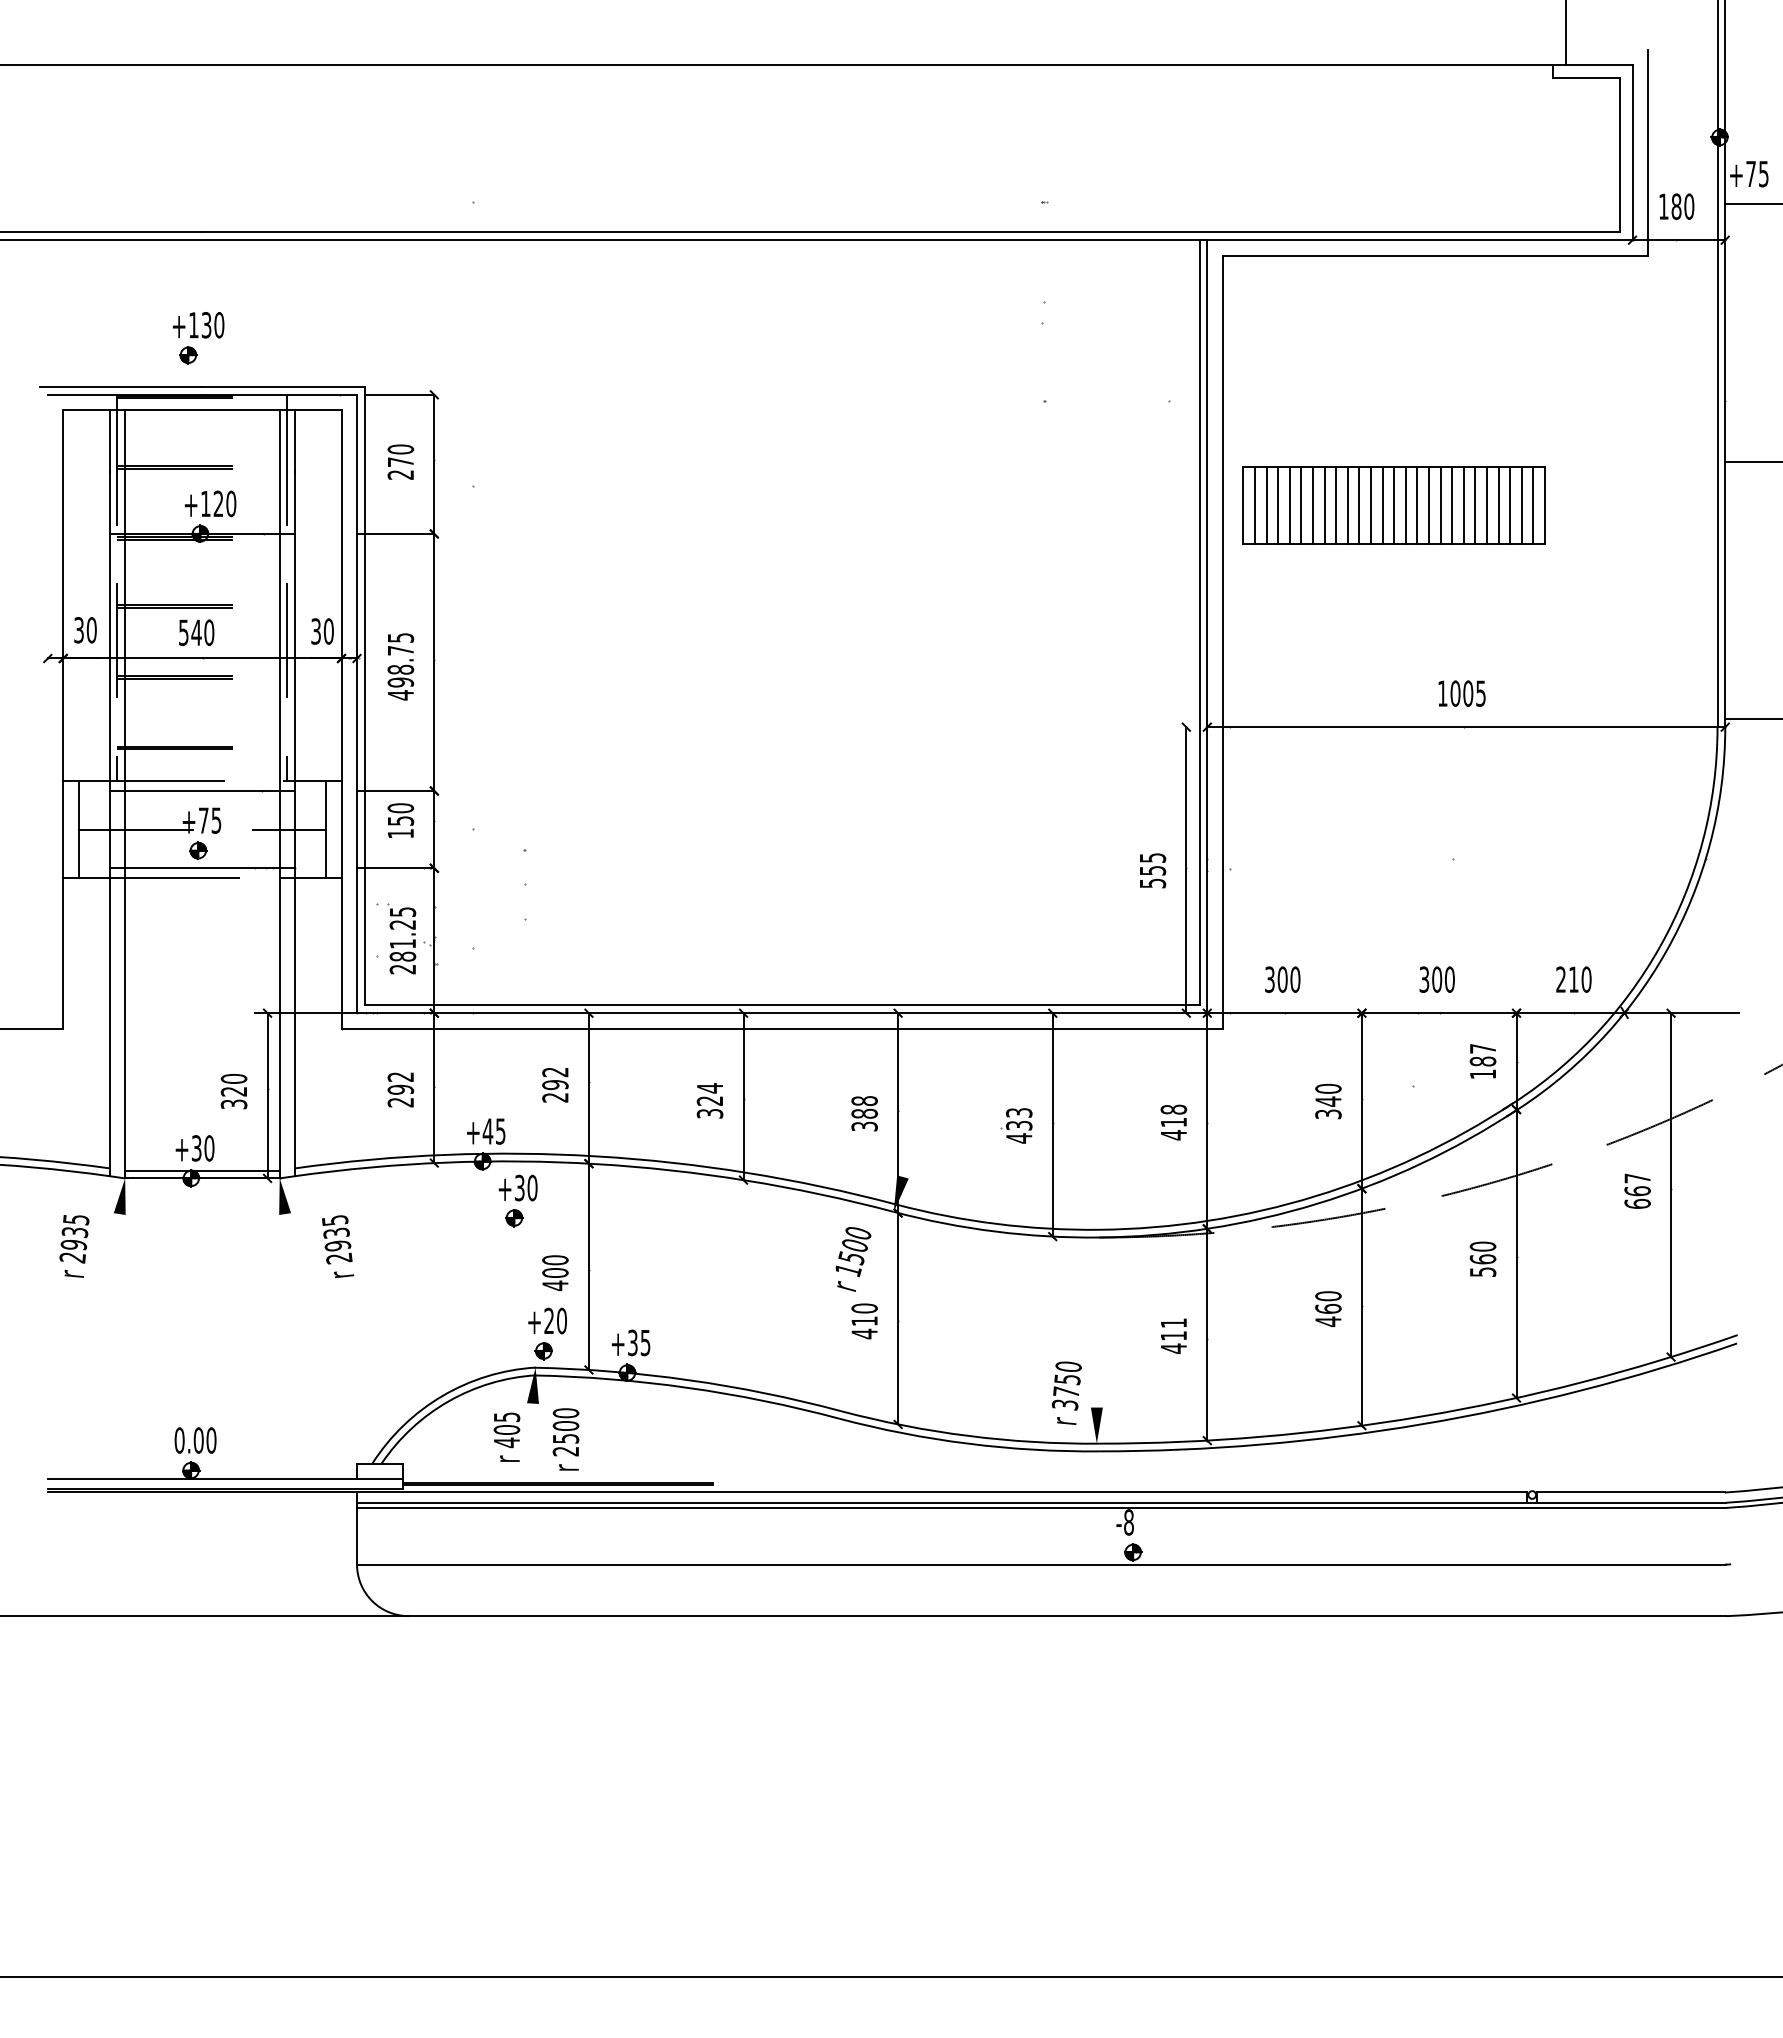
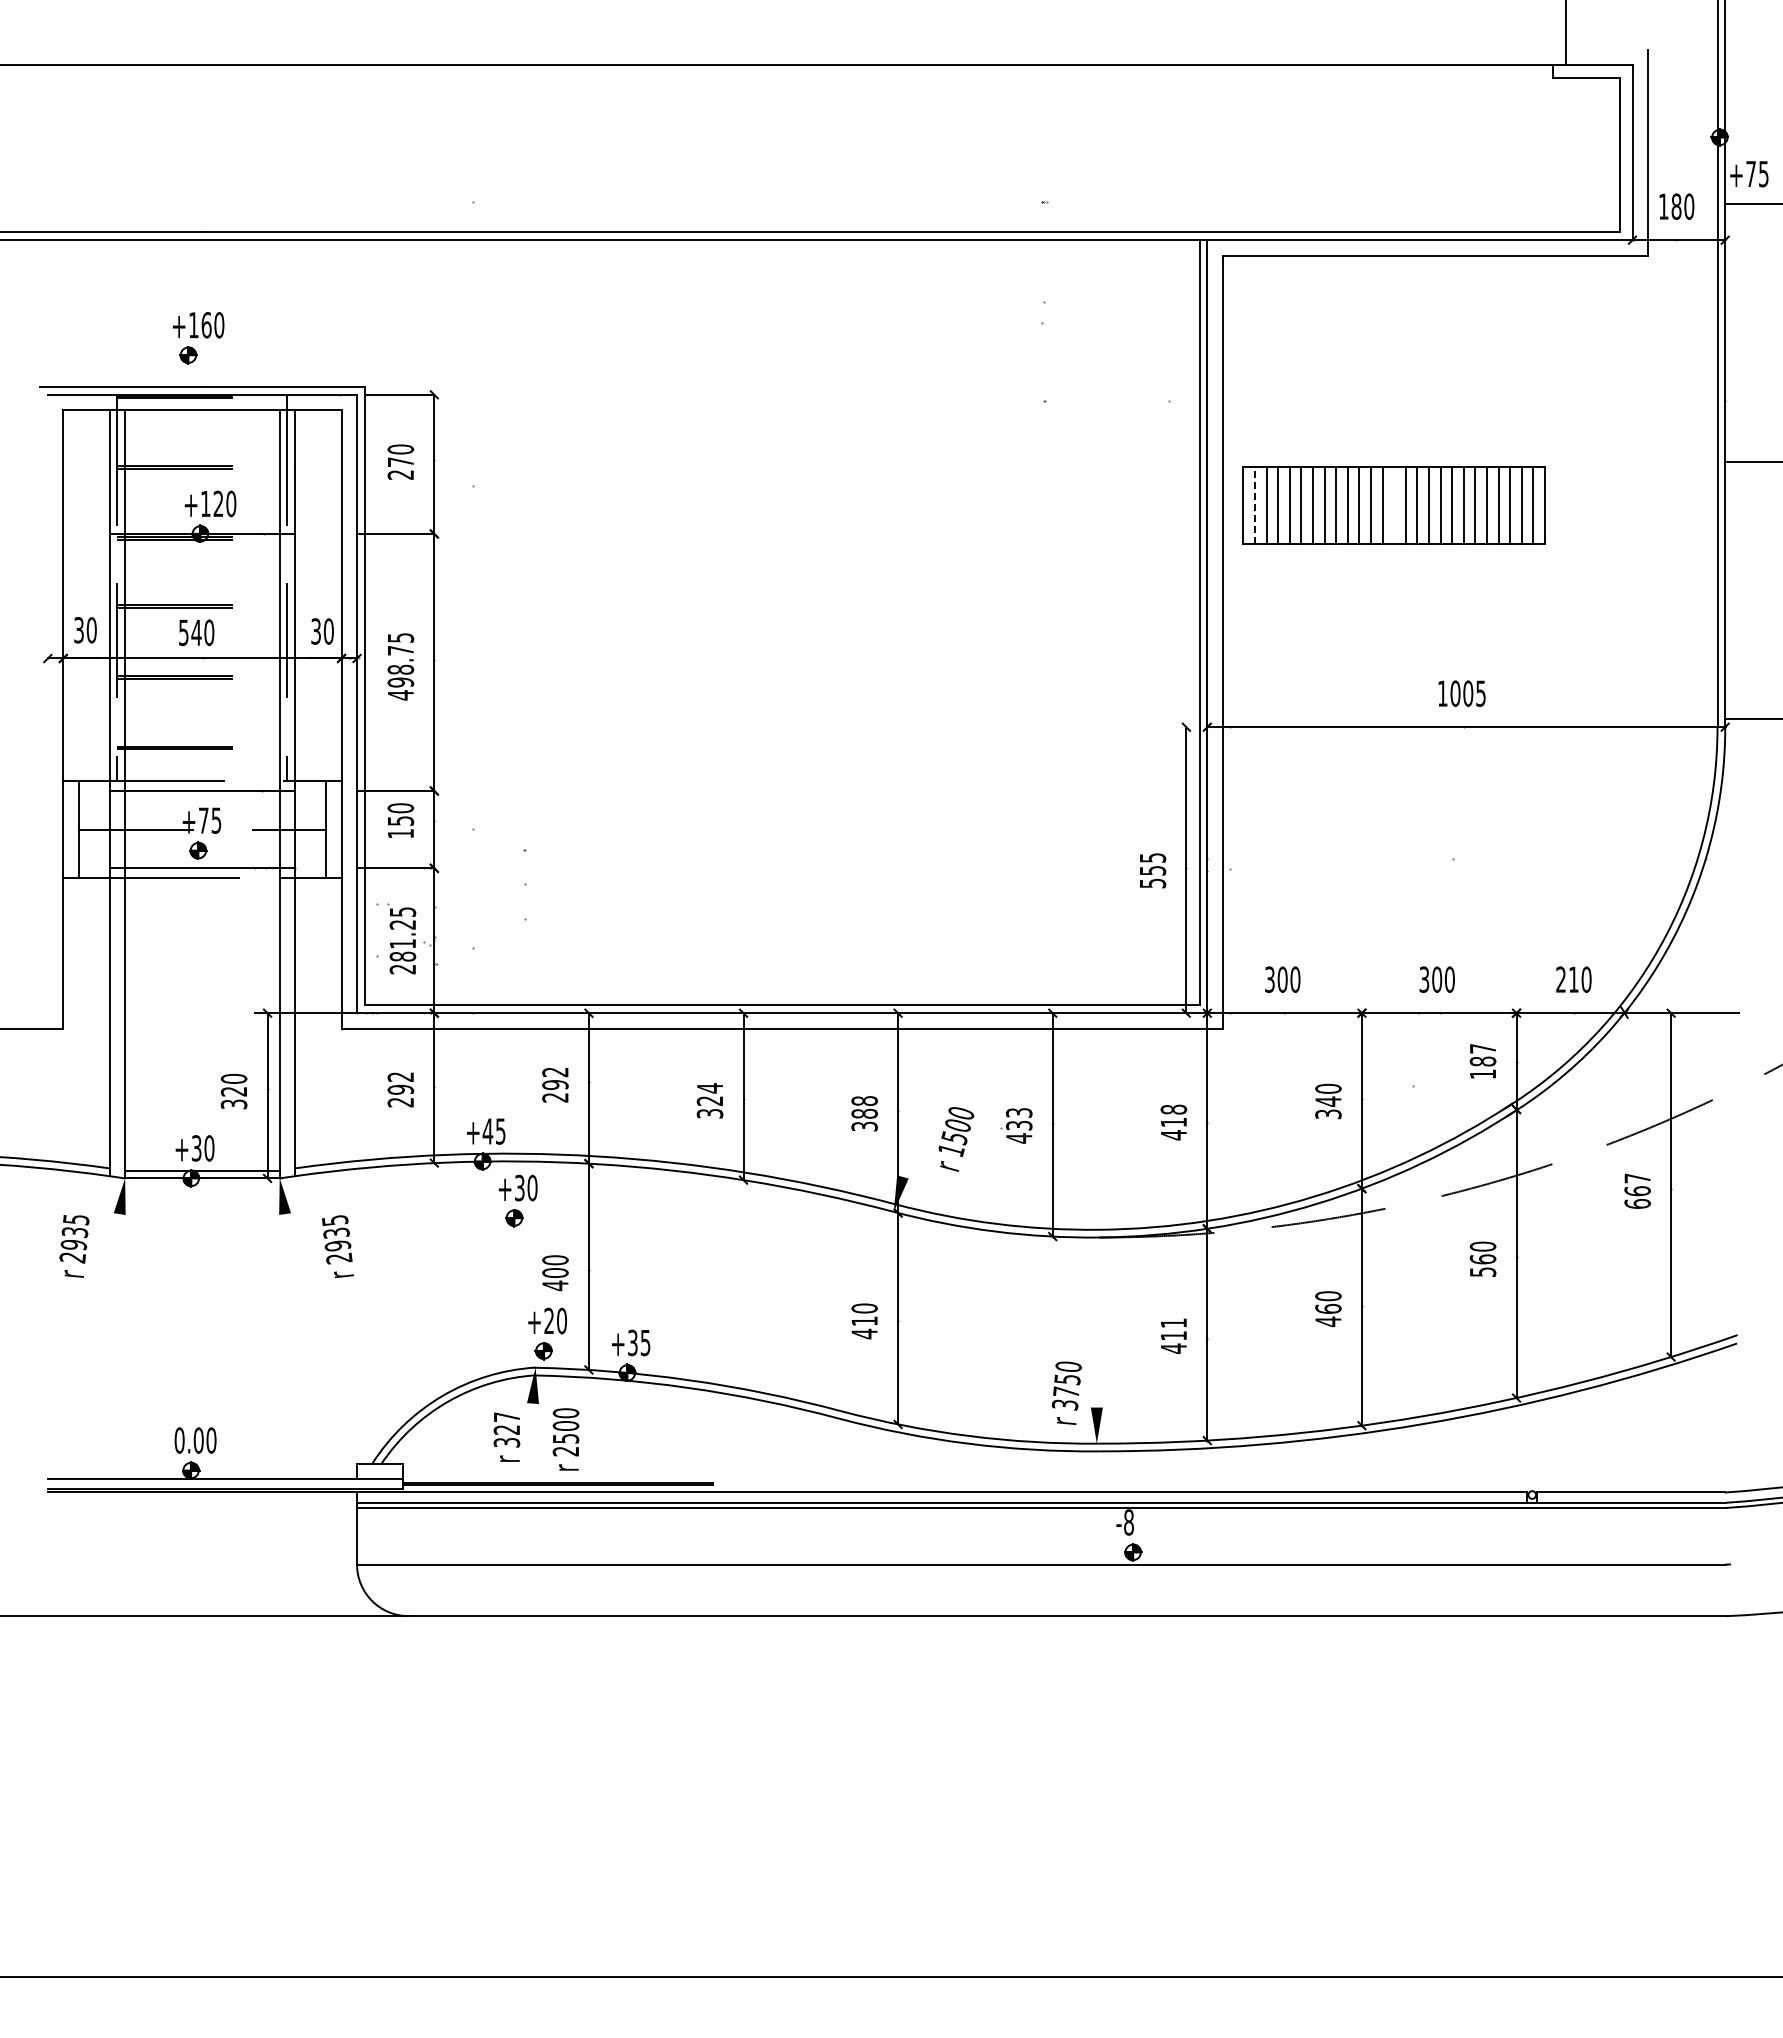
text: +130 -> +160 (206, 325)
line: solid -> dashed (1255, 505)
line: present -> none (1394, 505)
text position: (853, 1259) -> (956, 1139) (956, 1139)
text: 405 -> 327 (506, 1430)
